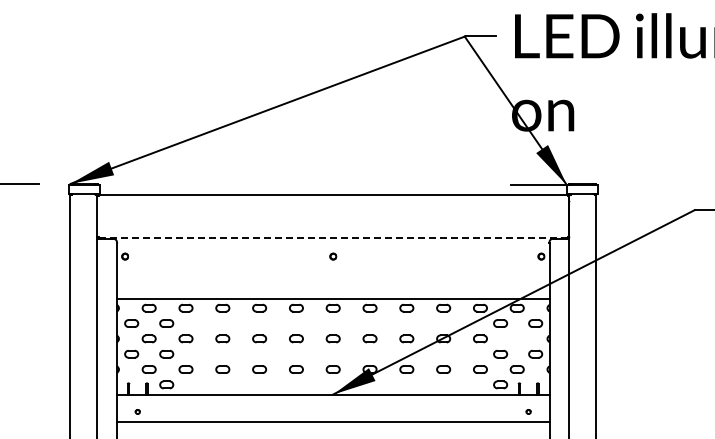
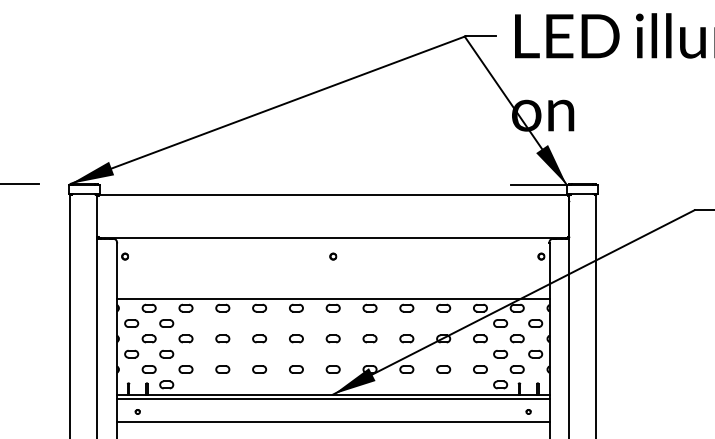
line: dashed -> solid (333, 238)
part: none -> present (516, 338)
line: none -> present (332, 398)
